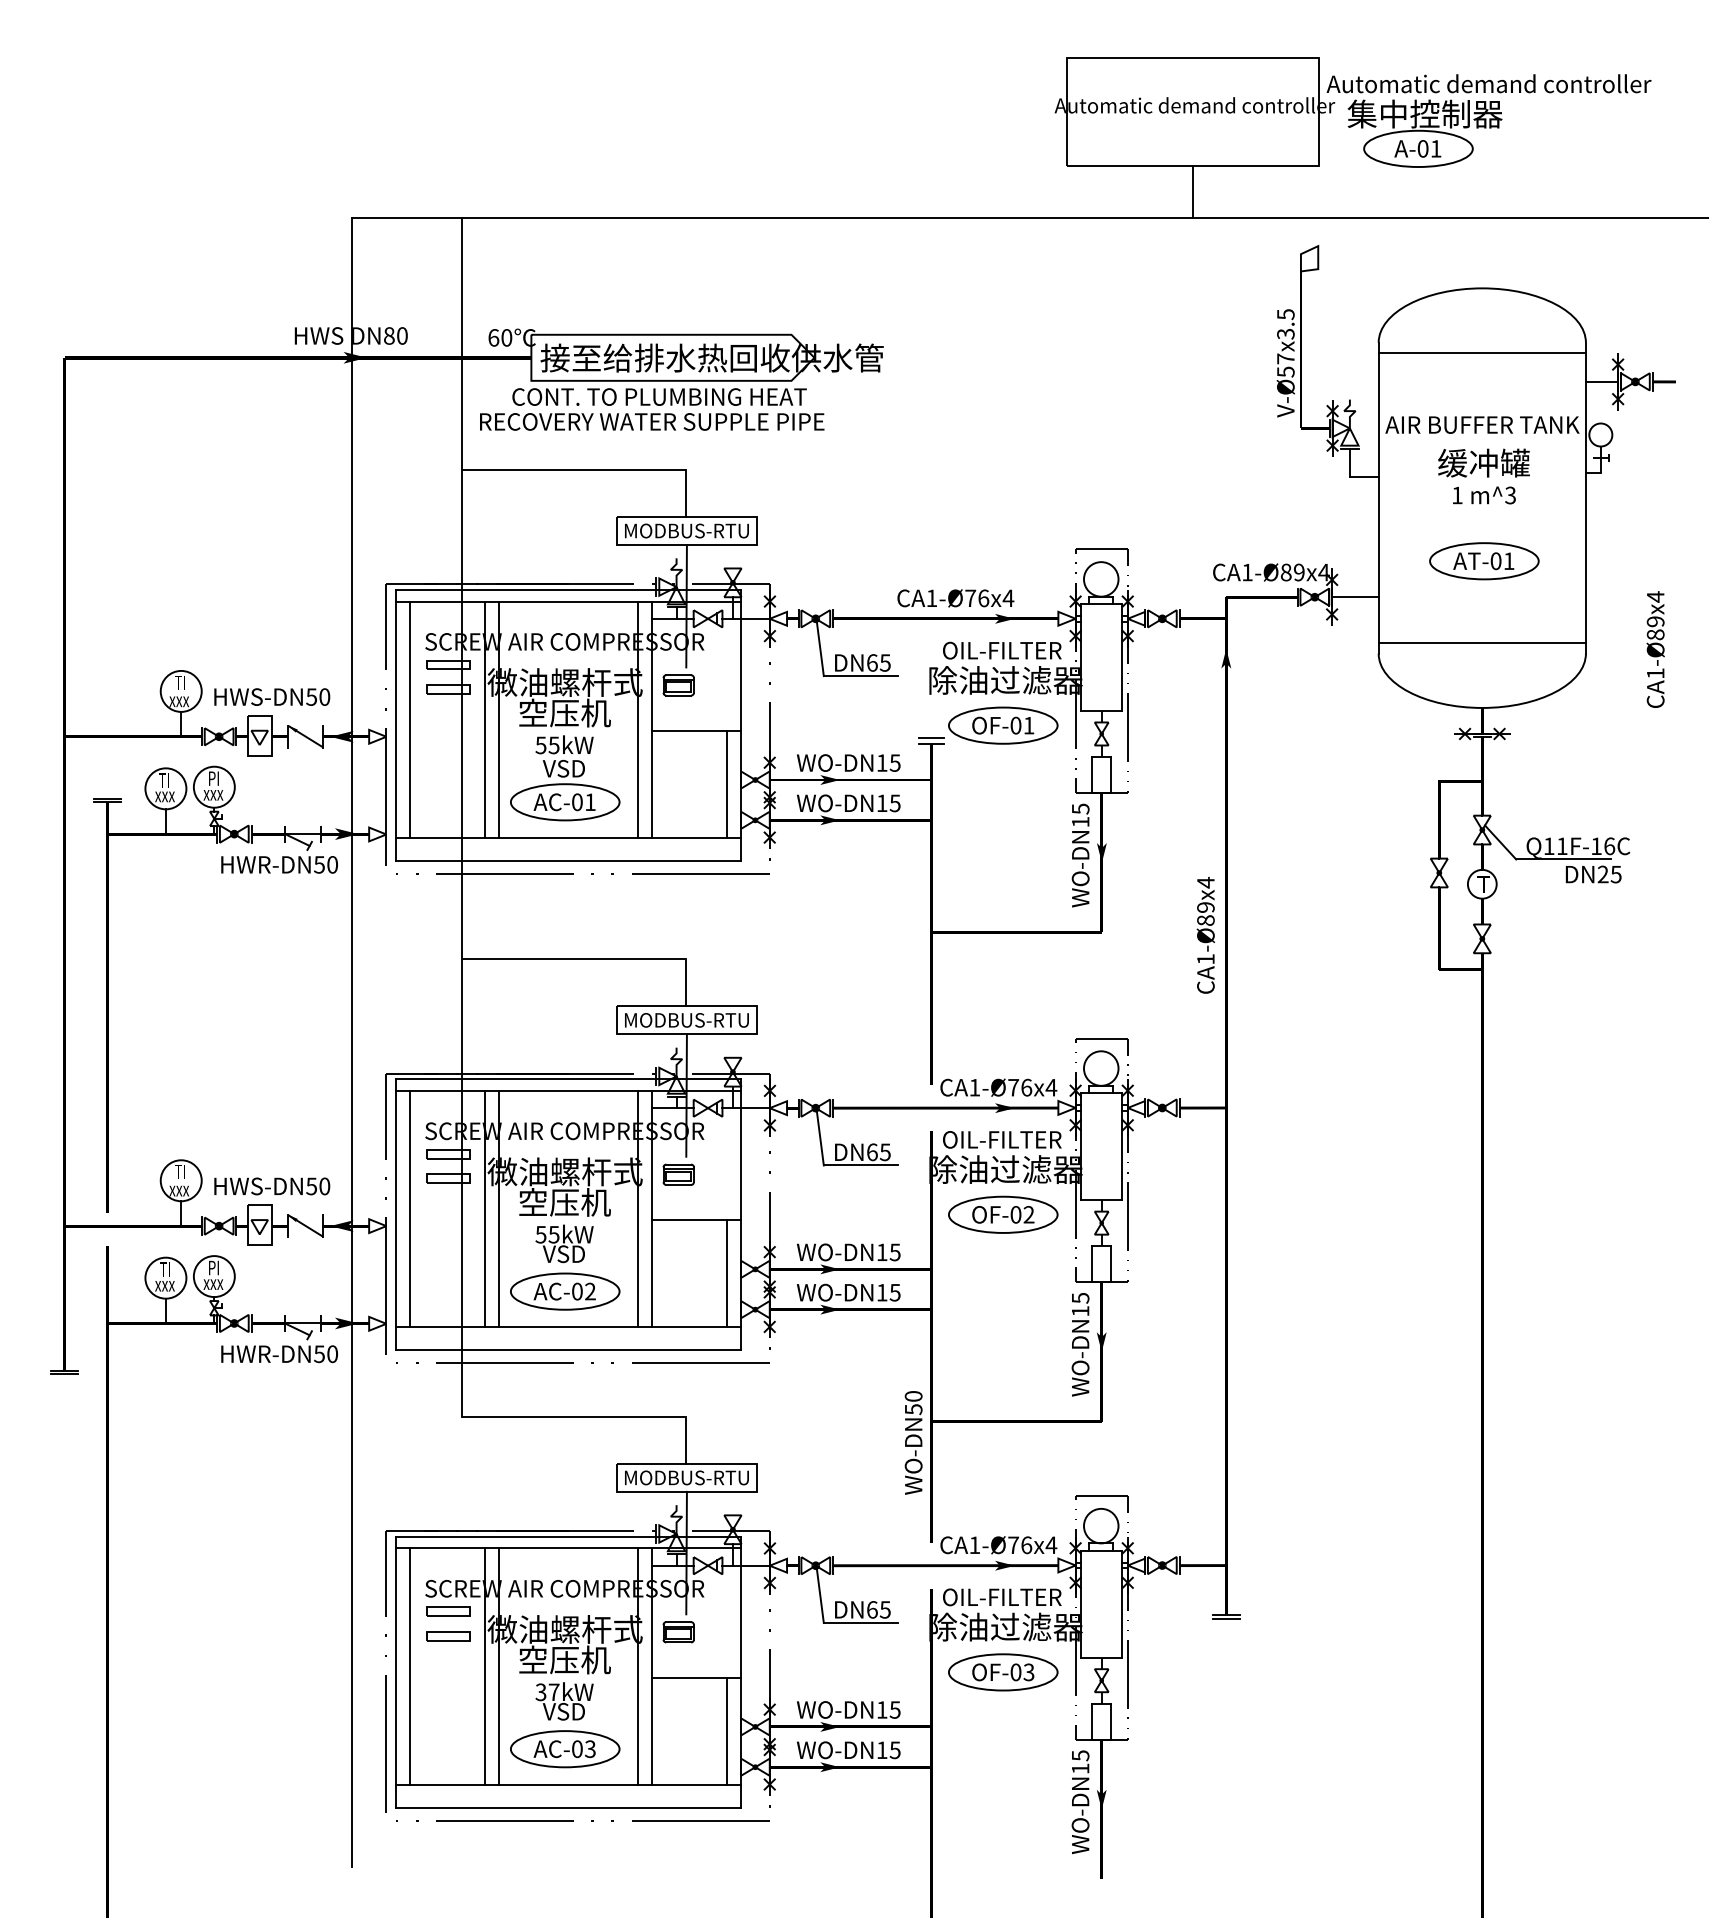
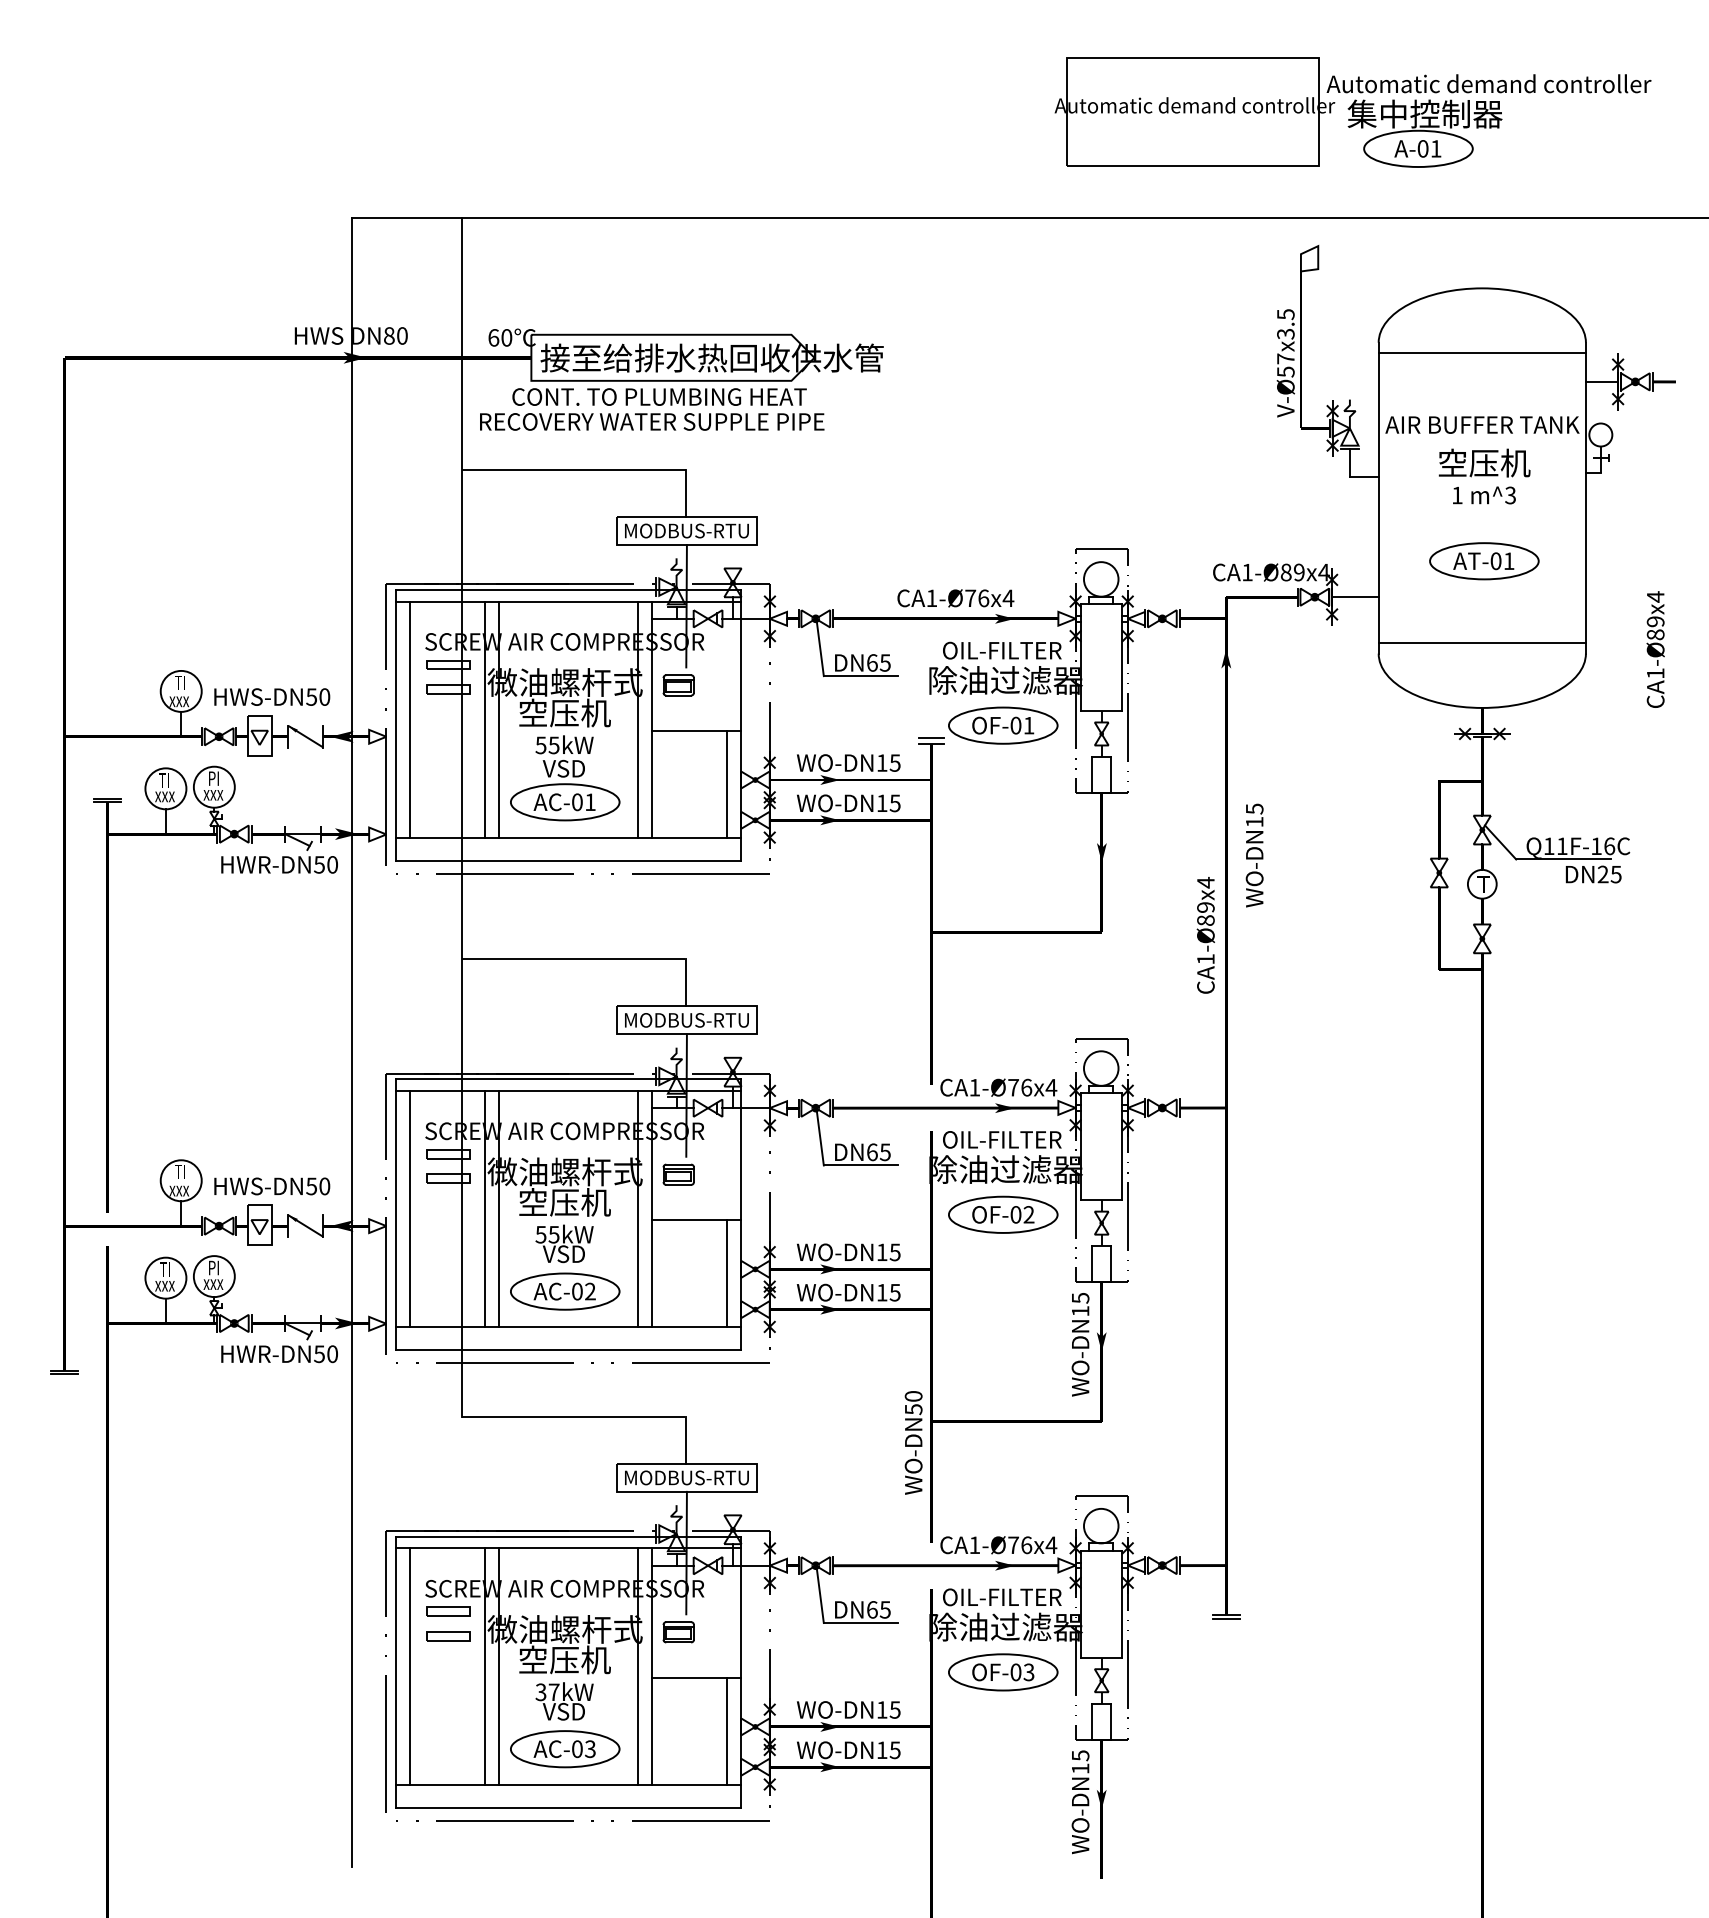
line: present -> none (1192, 191)
text: 缓冲罐 -> 空压机 (1484, 462)
text position: (1080, 855) -> (1254, 855) (1254, 855)
